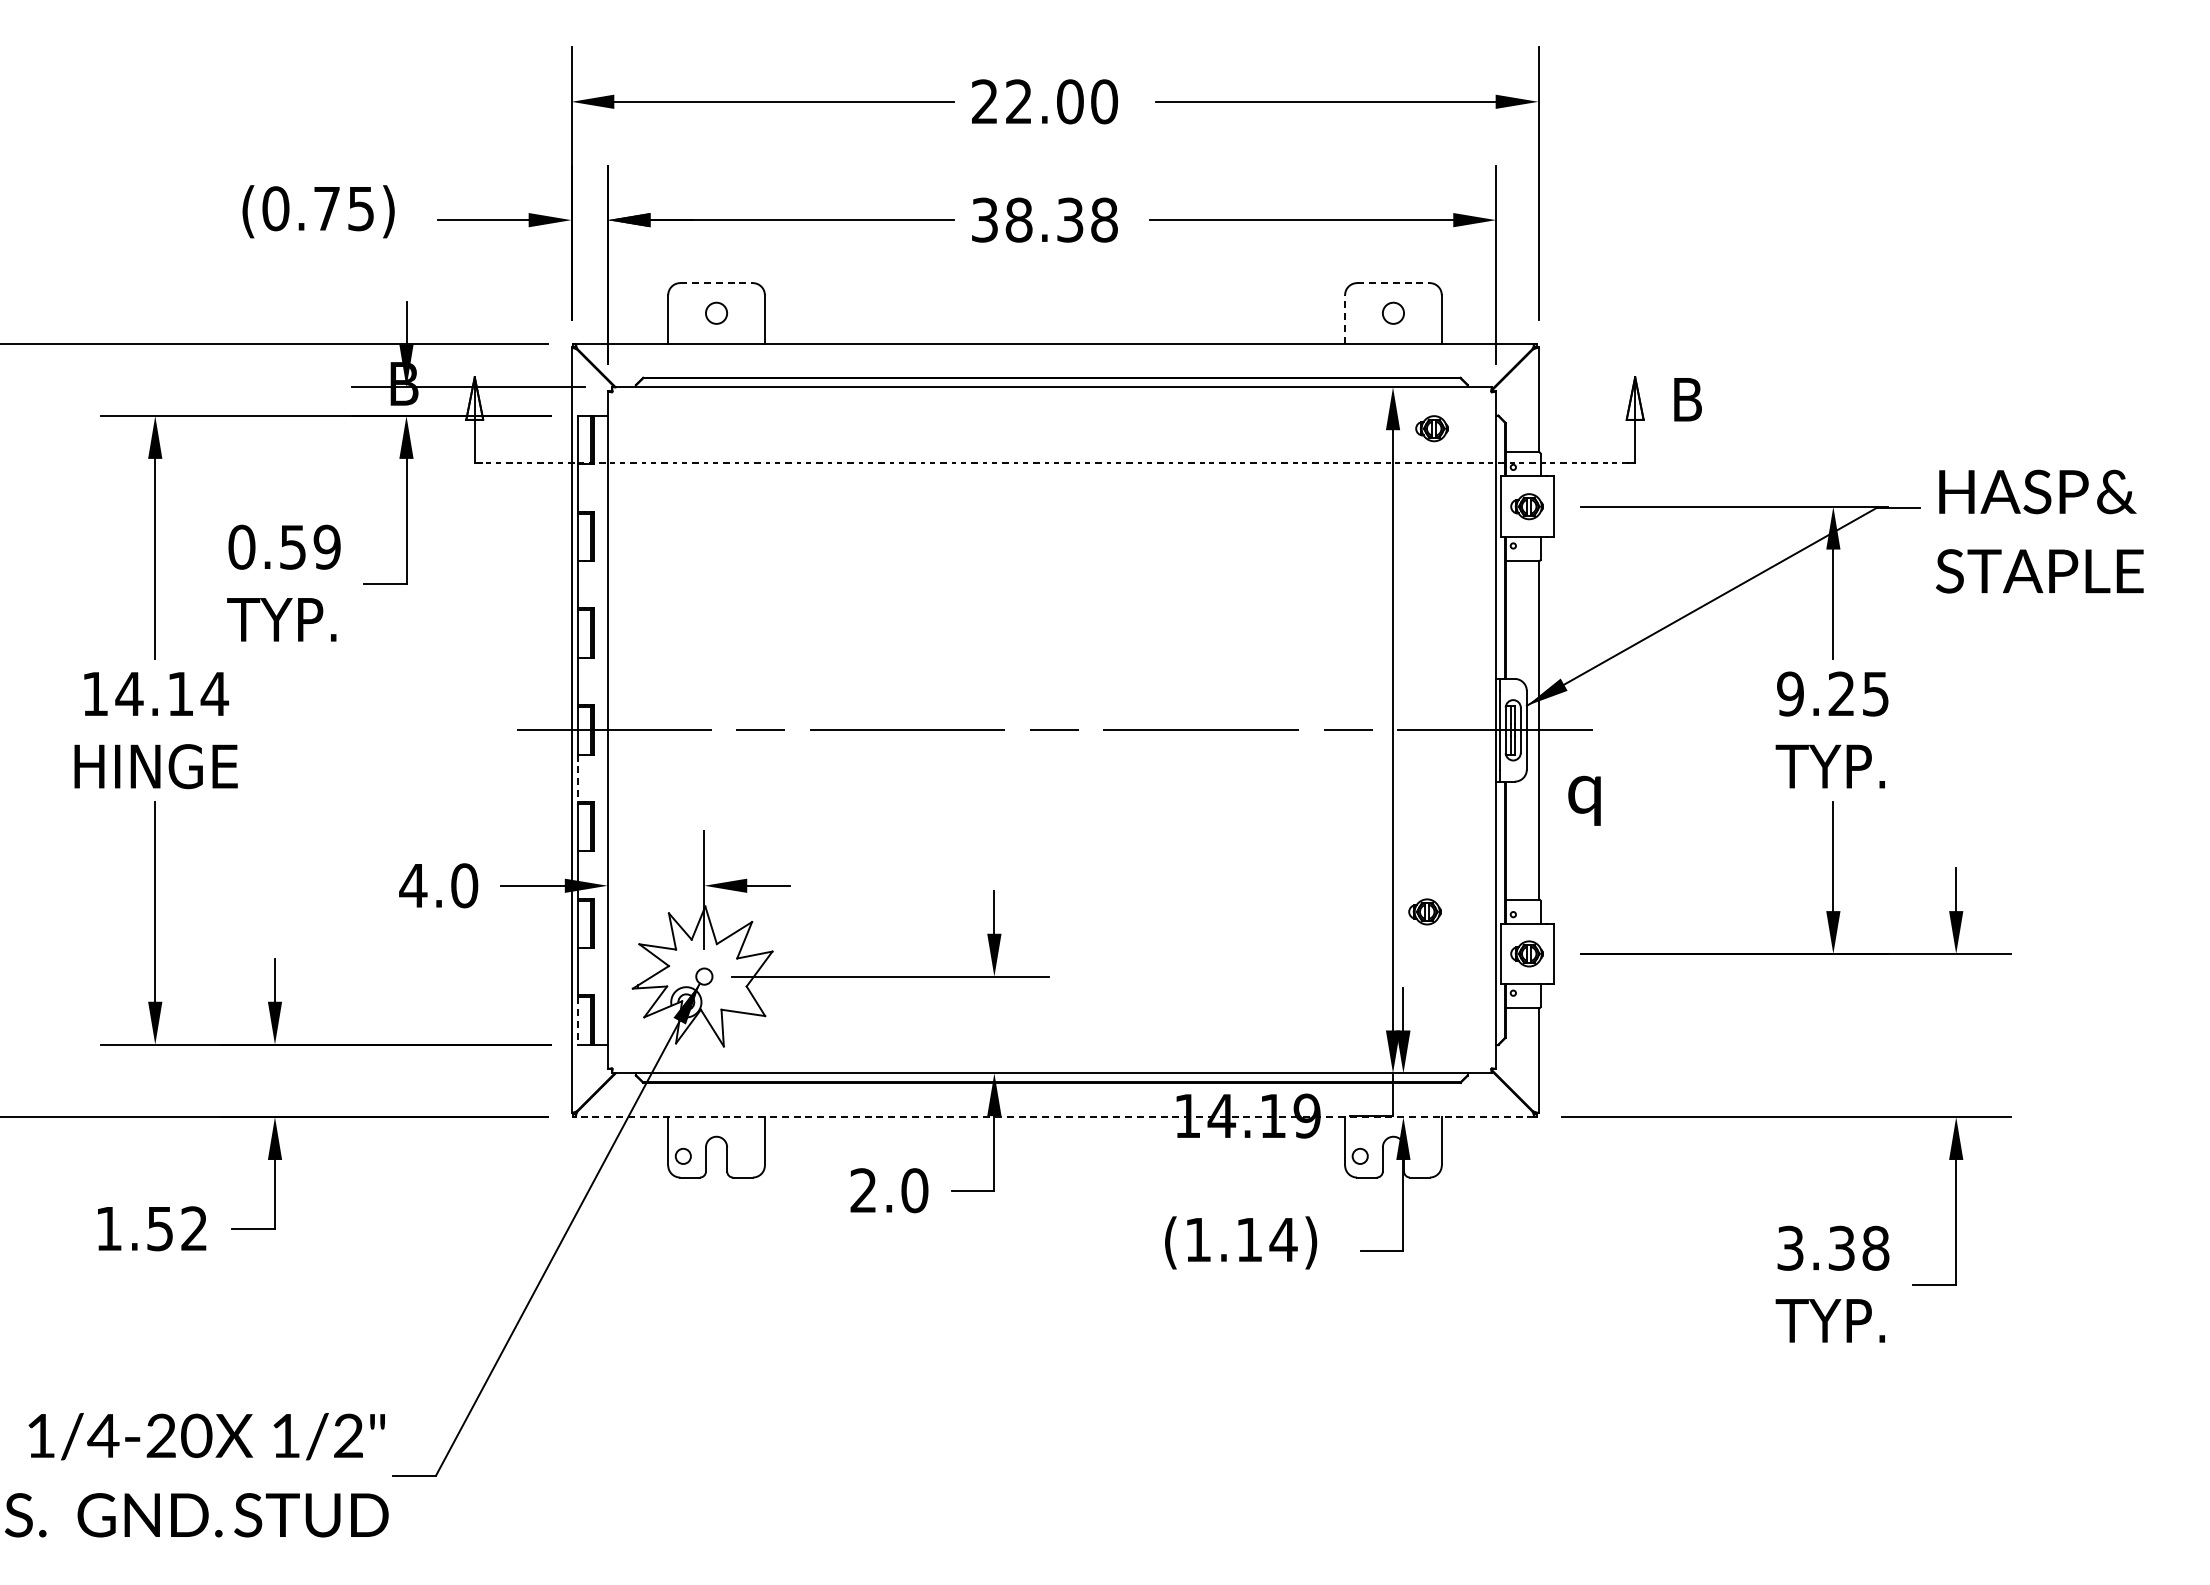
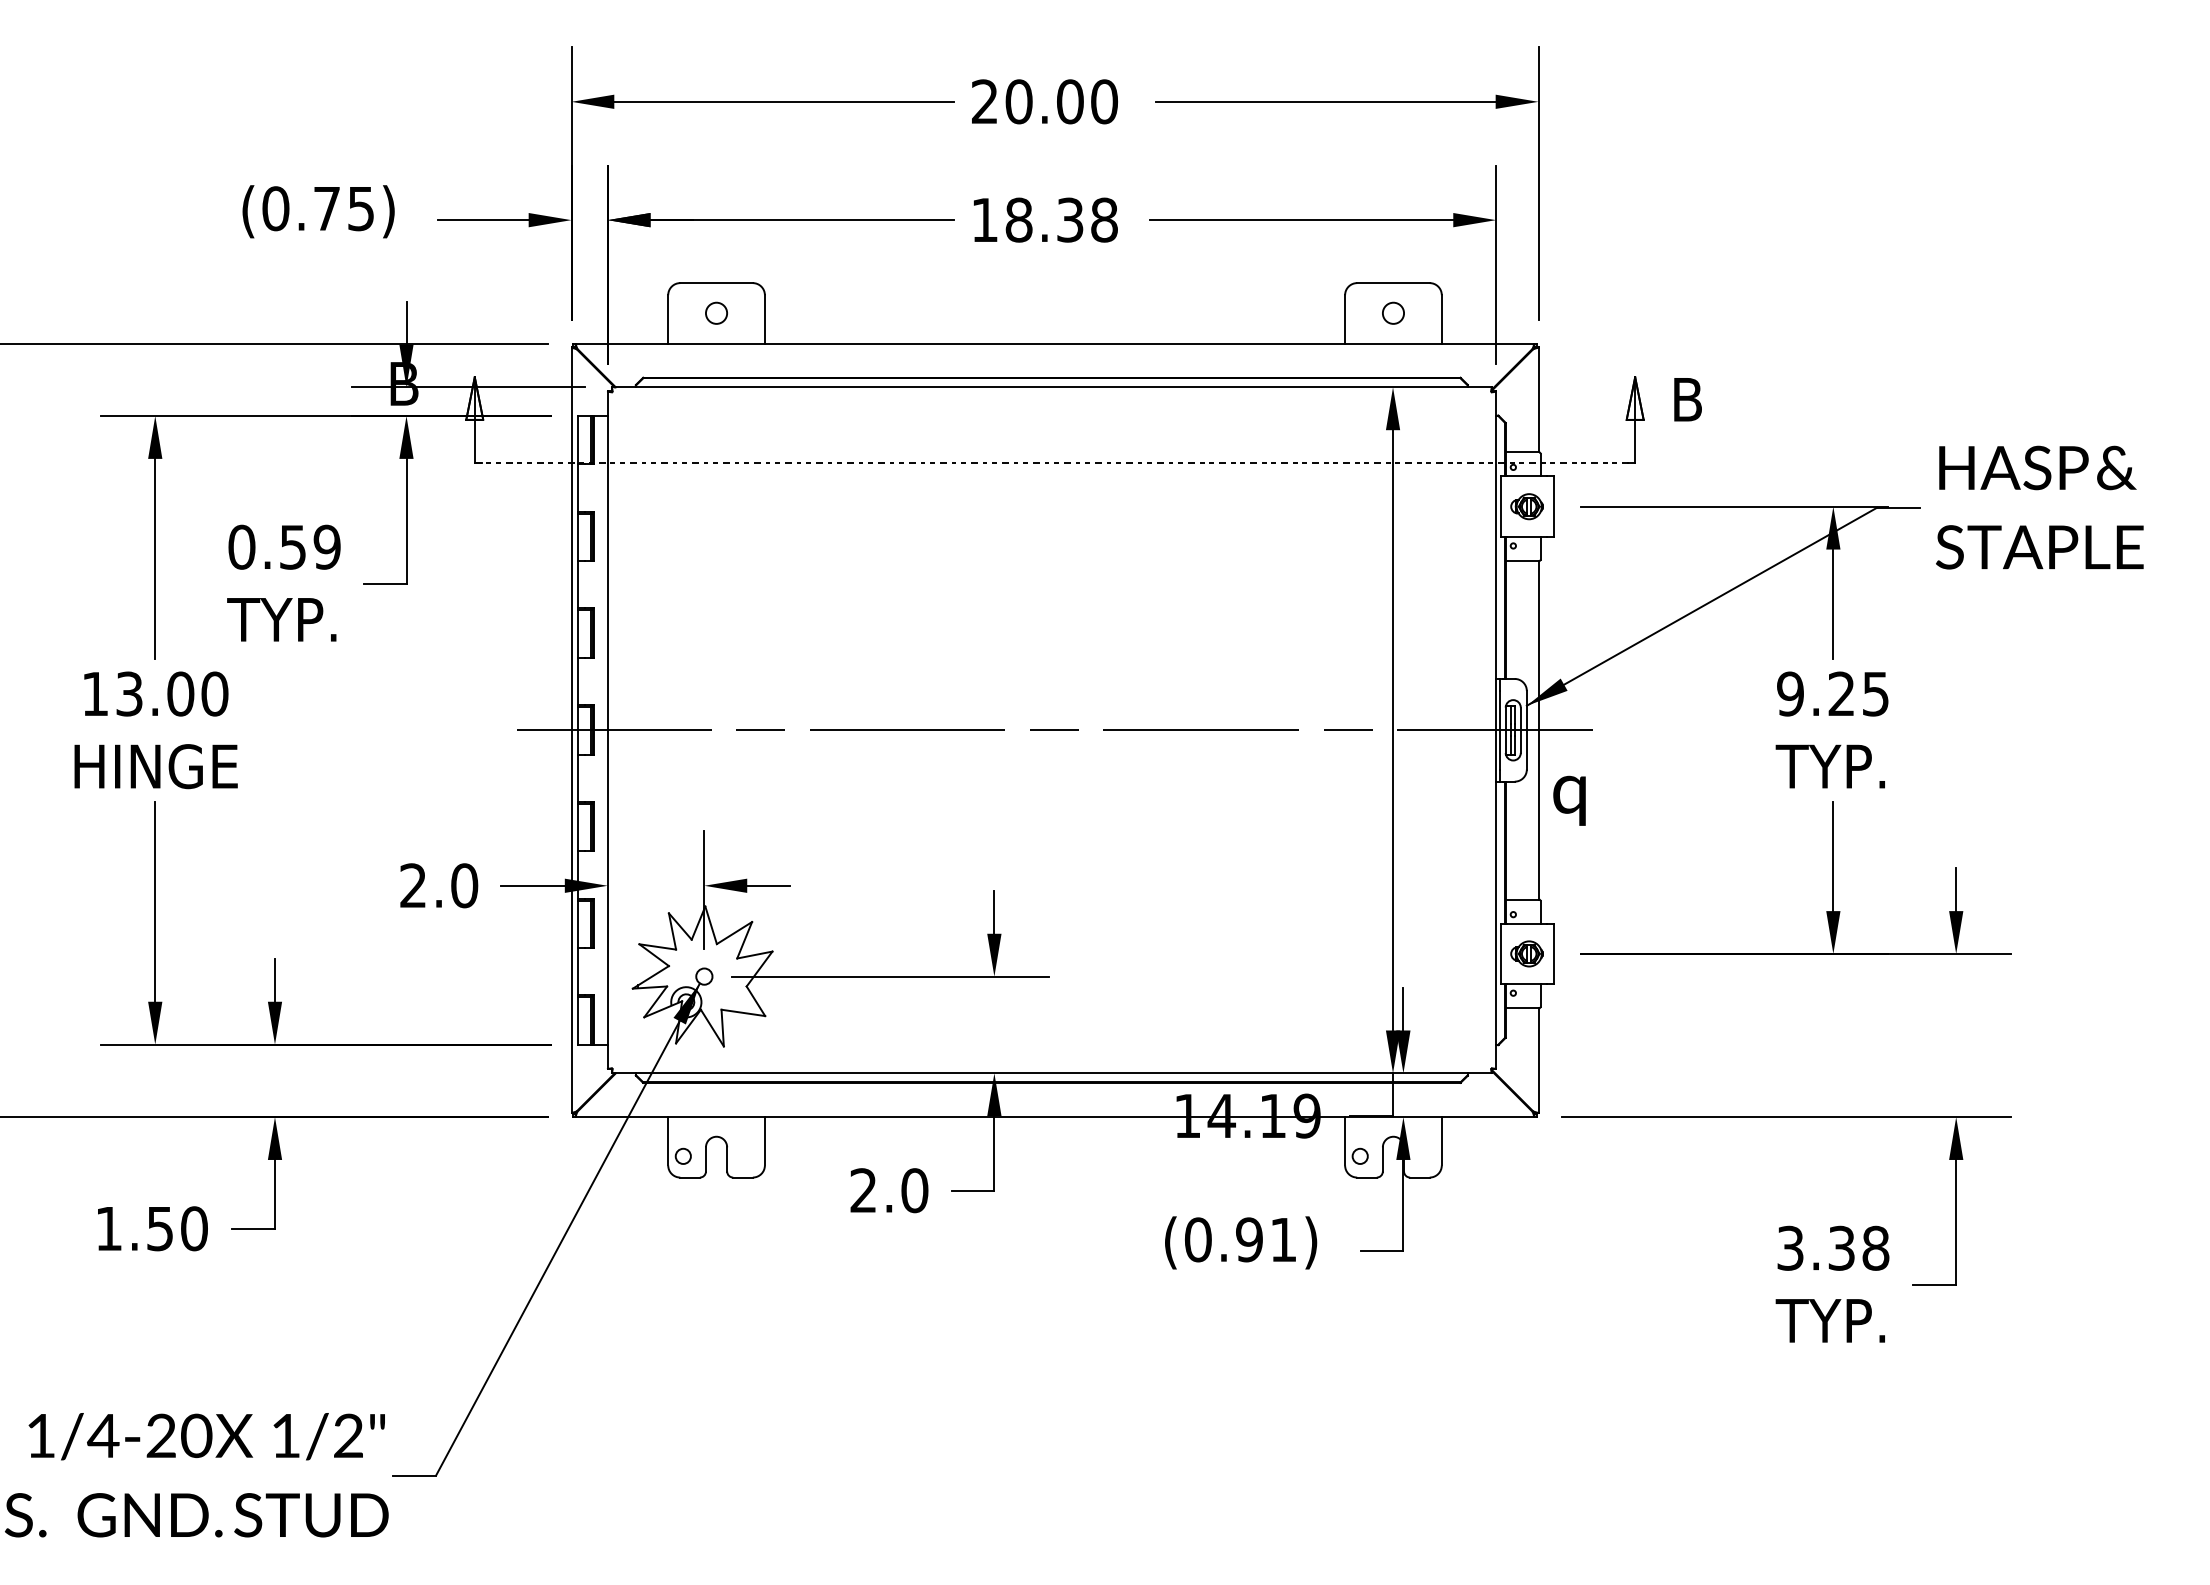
text: 22.00 -> 20.00 (1018, 101)
text: 38.38 -> 18.38 (984, 219)
line: dashed -> solid (717, 283)
line: dashed -> solid (1393, 283)
line: dashed -> solid (1345, 318)
part: present -> none (1431, 428)
text position: (2039, 531) -> (2039, 507) (2039, 507)
text: 14.14 -> 13.00 (172, 693)
line: dashed -> solid (578, 778)
text position: (1584, 800) -> (1569, 800) (1569, 800)
text: 4.0 -> 2.0 (413, 885)
part: present -> none (1424, 911)
line: dashed -> solid (578, 1020)
line: dashed -> solid (1054, 1117)
text: 1.52 -> 1.50 (194, 1228)
text: (1.14) -> (0.91) (1241, 1239)
